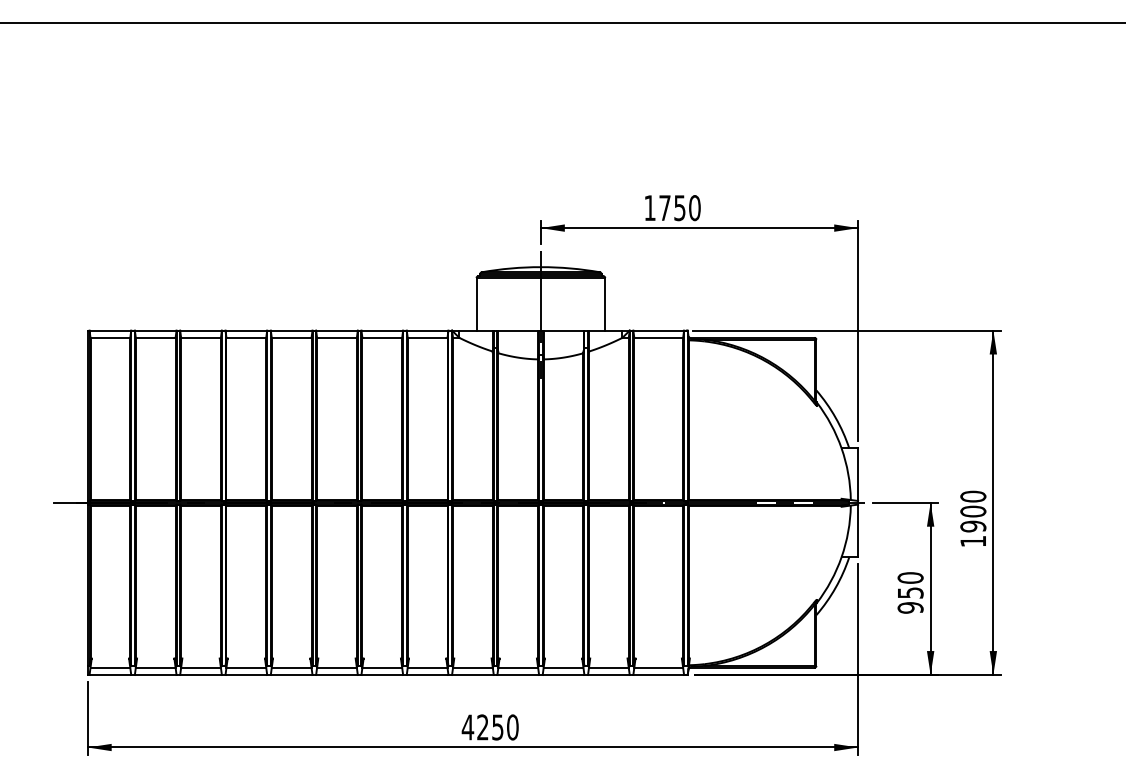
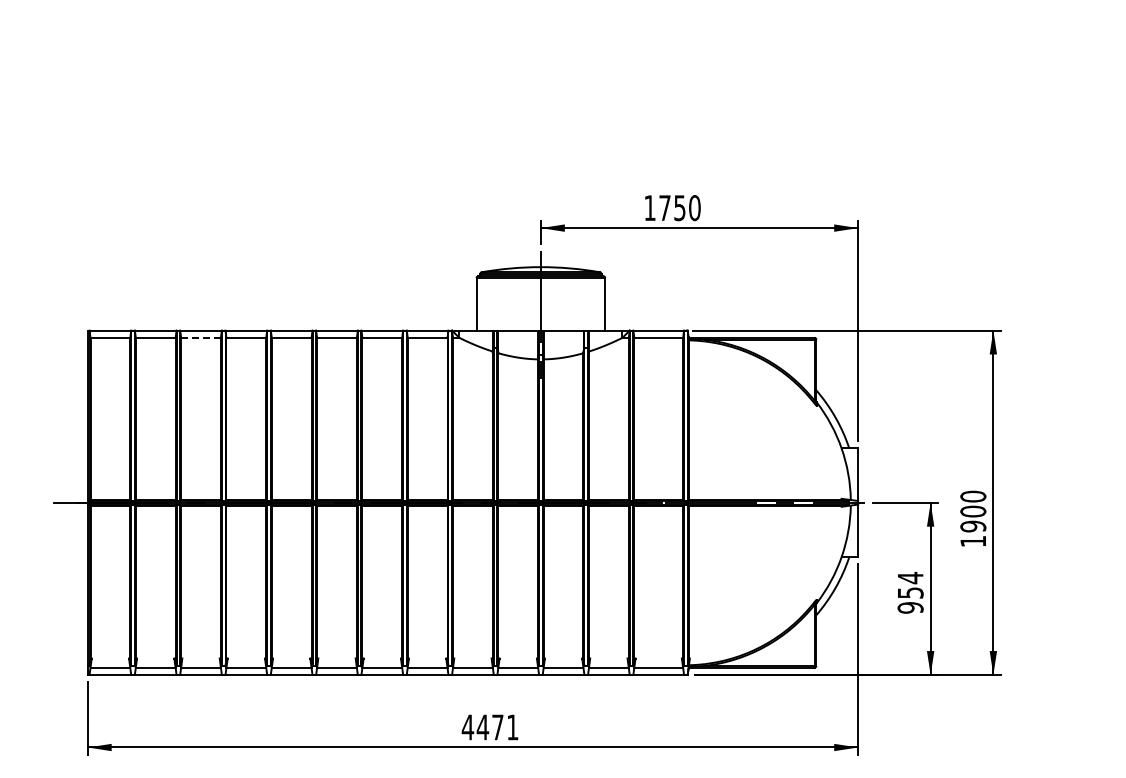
line: present -> none (562, 23)
line: solid -> dashed (201, 337)
text: 950 -> 954 (910, 577)
text: 4250 -> 4471 (497, 727)
